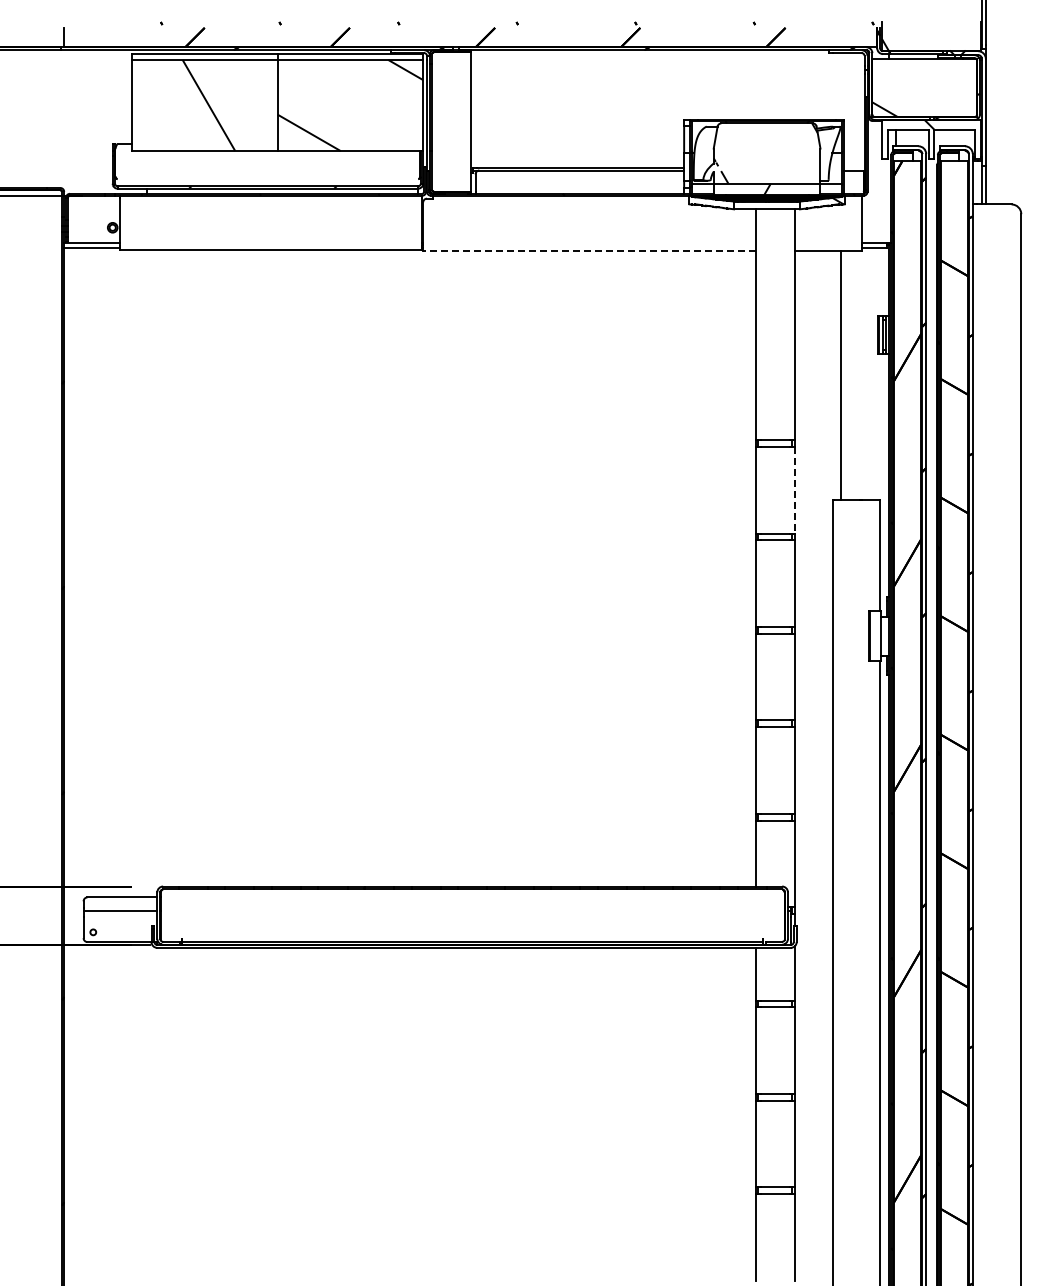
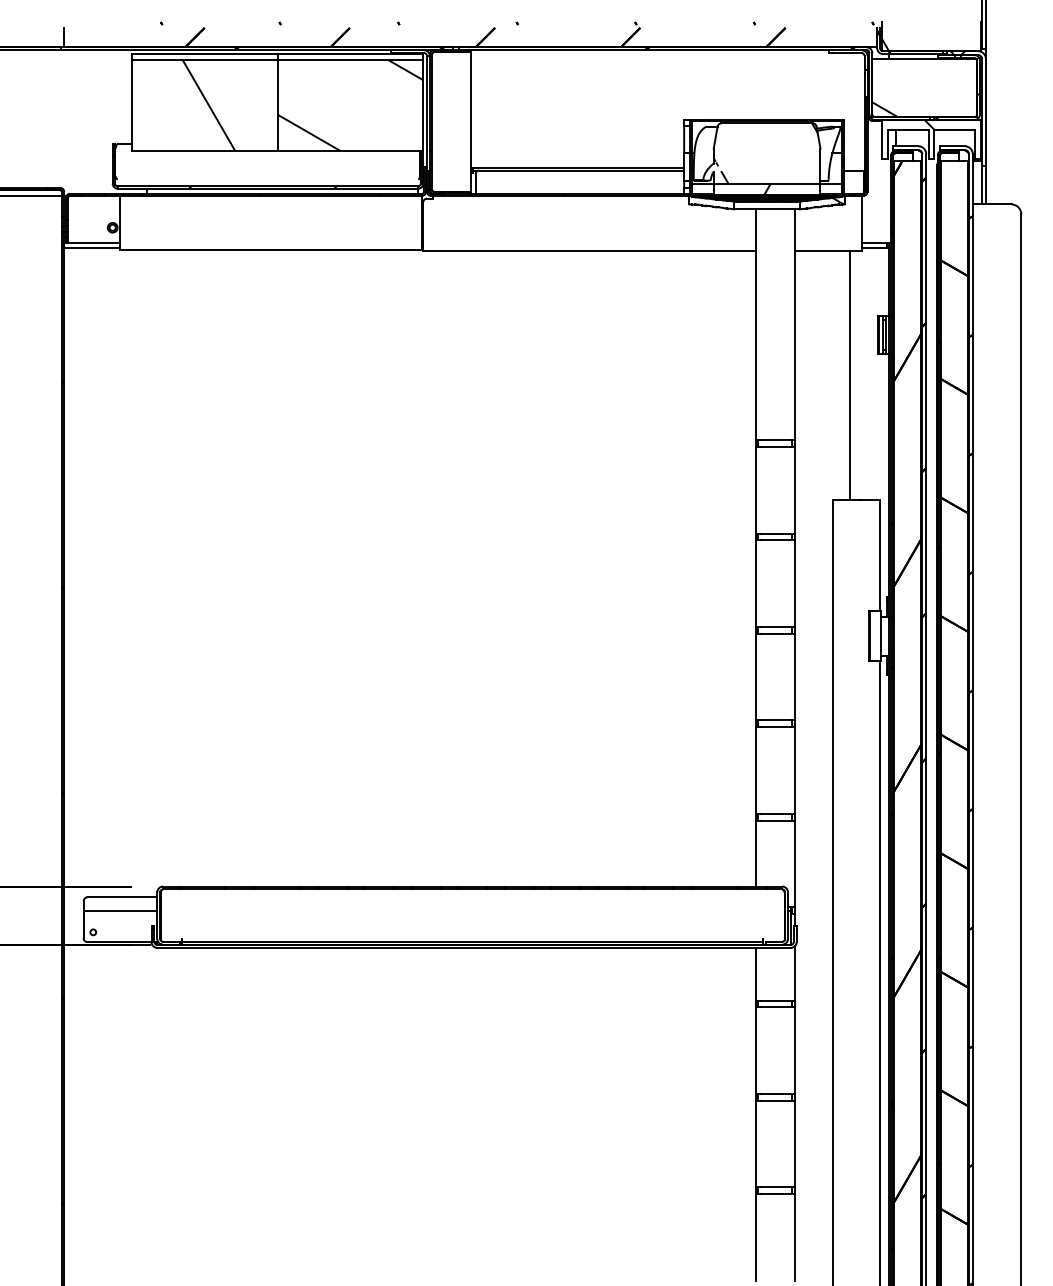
line: dashed -> solid (589, 251)
line position: (841, 375) -> (850, 375) (850, 375)
line: dashed -> solid (794, 490)
